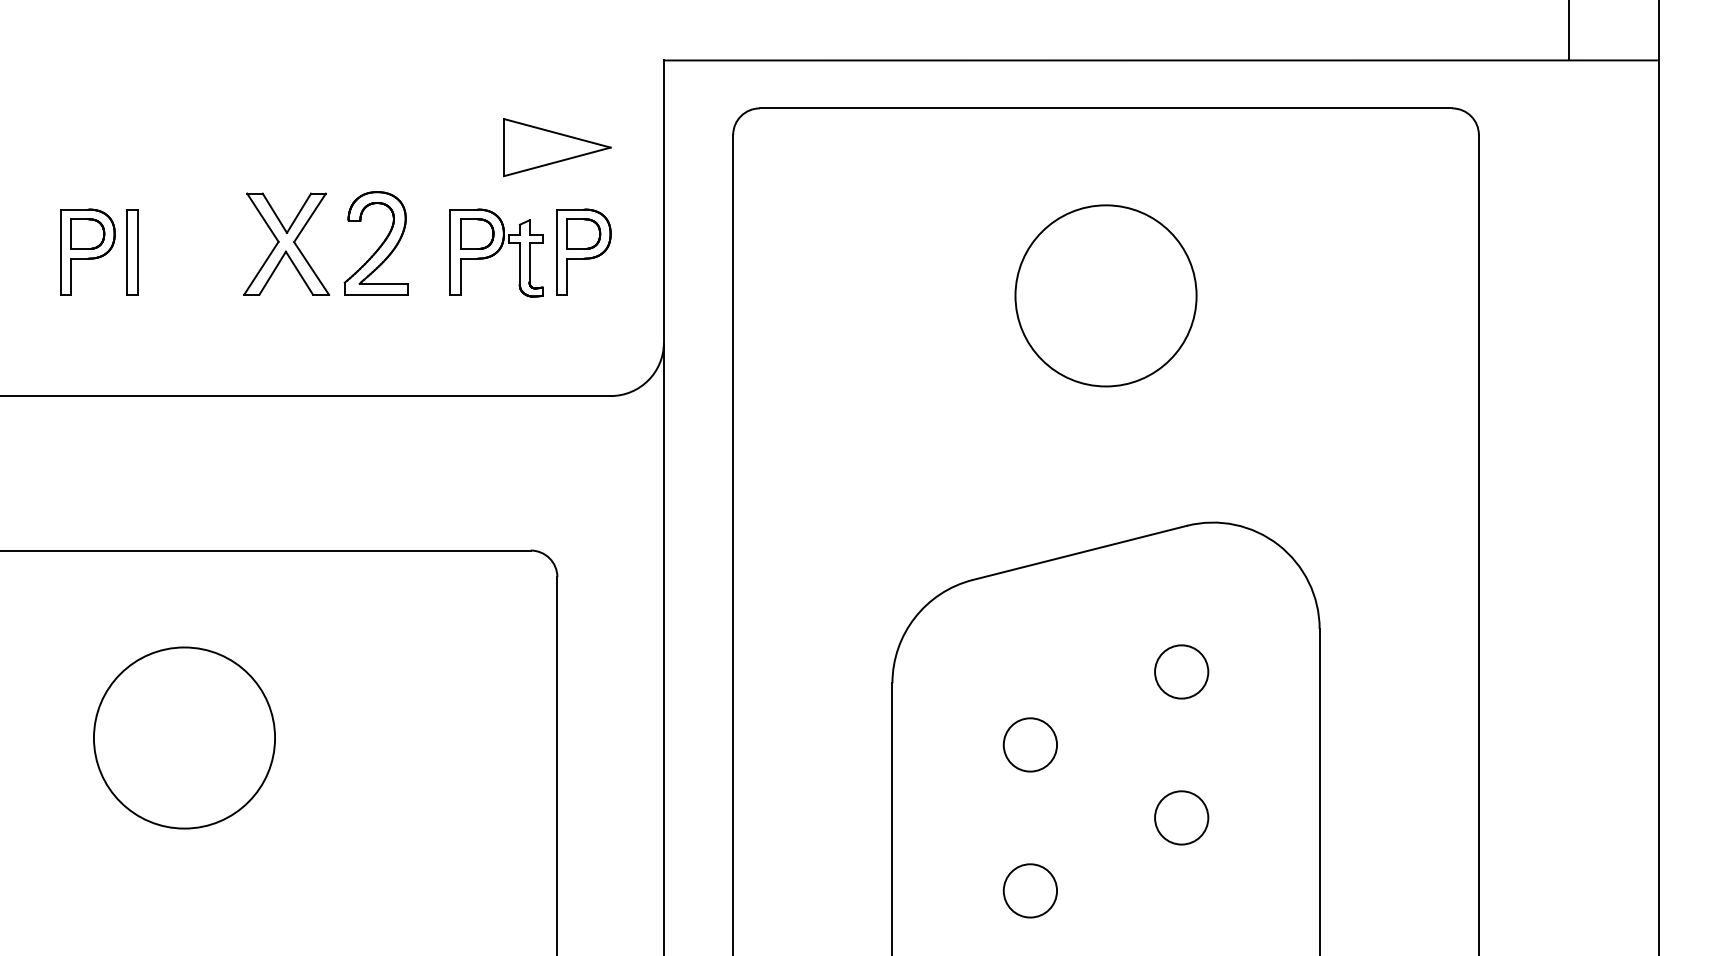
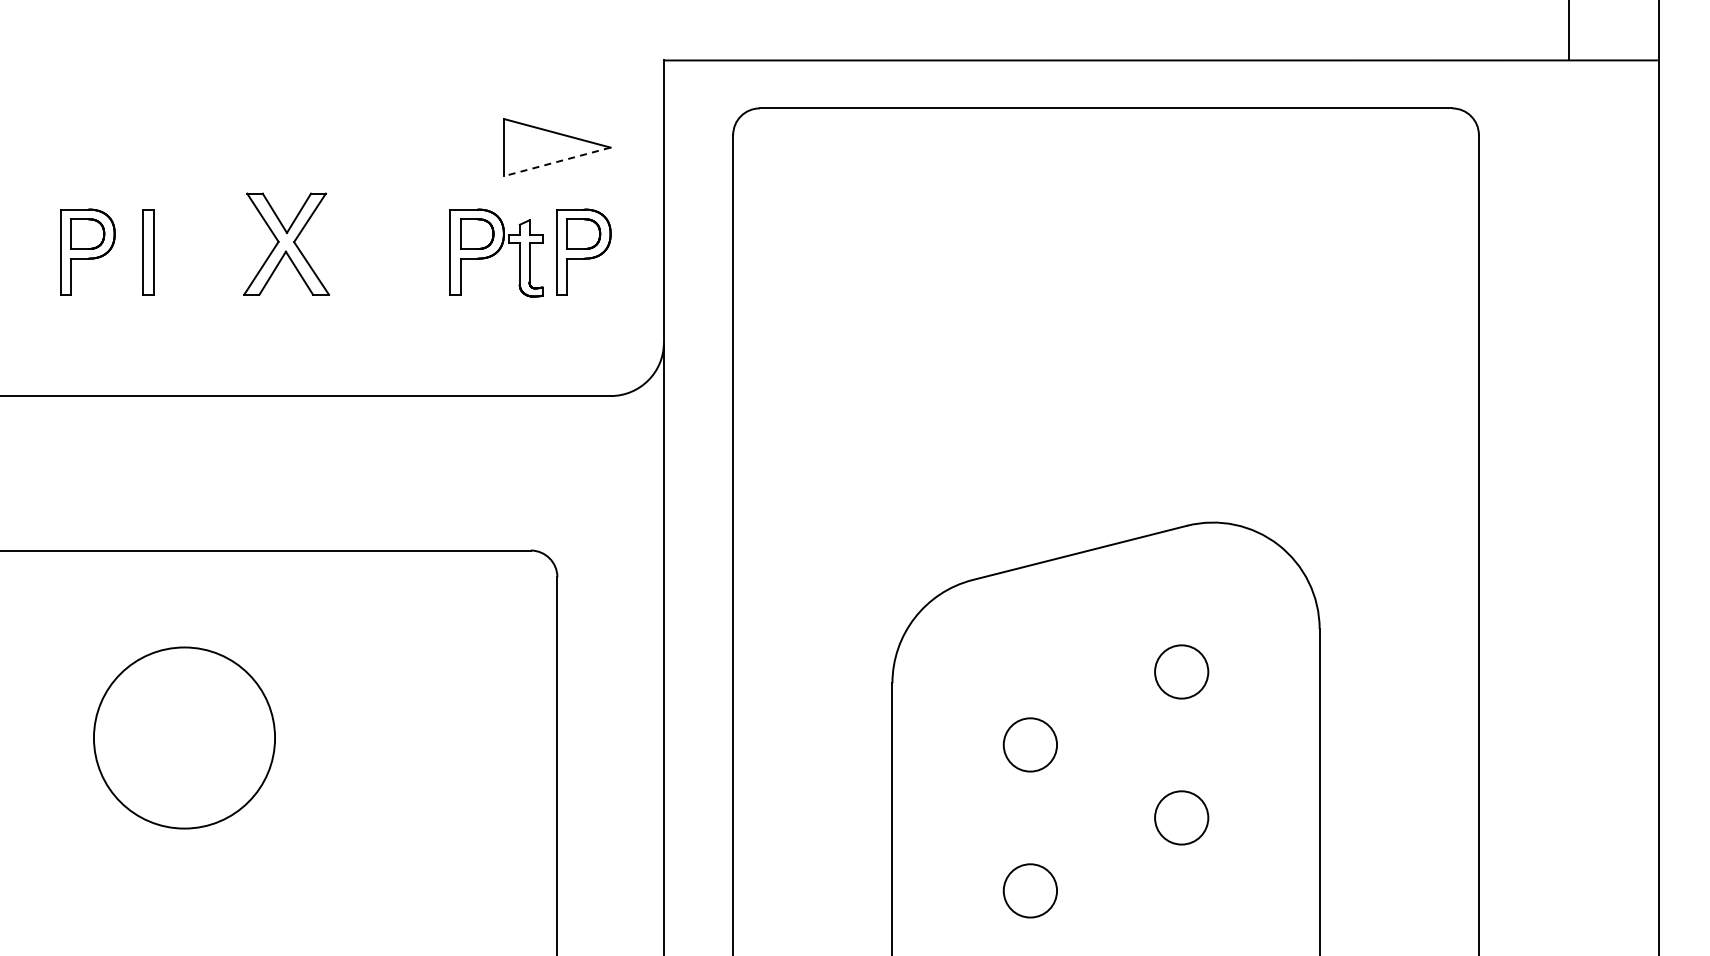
line: solid -> dashed (556, 162)
part: present -> none (375, 243)
part position: (132, 252) -> (148, 252) (148, 252)
circle: present -> none (1105, 295)
